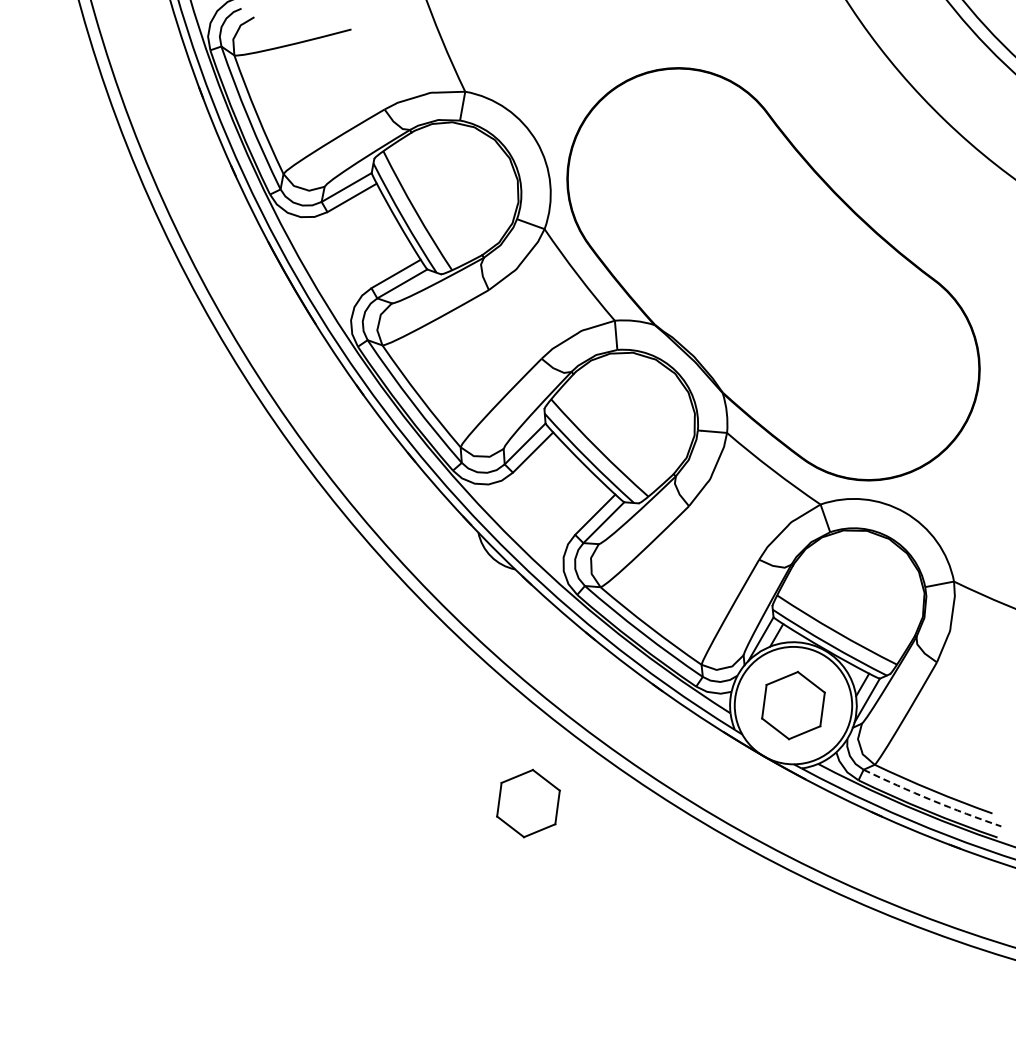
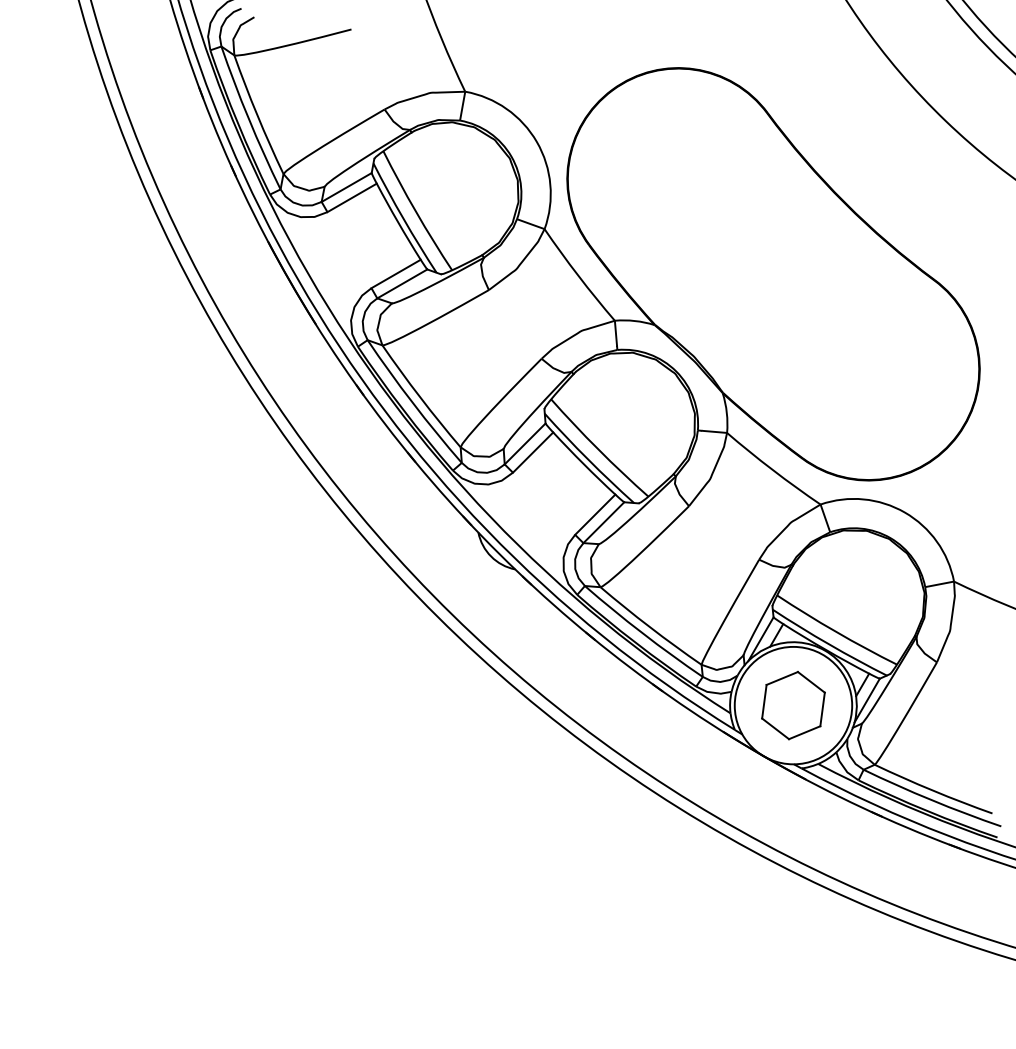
arc: dashed -> solid (931, 800)
part: present -> none (528, 803)
